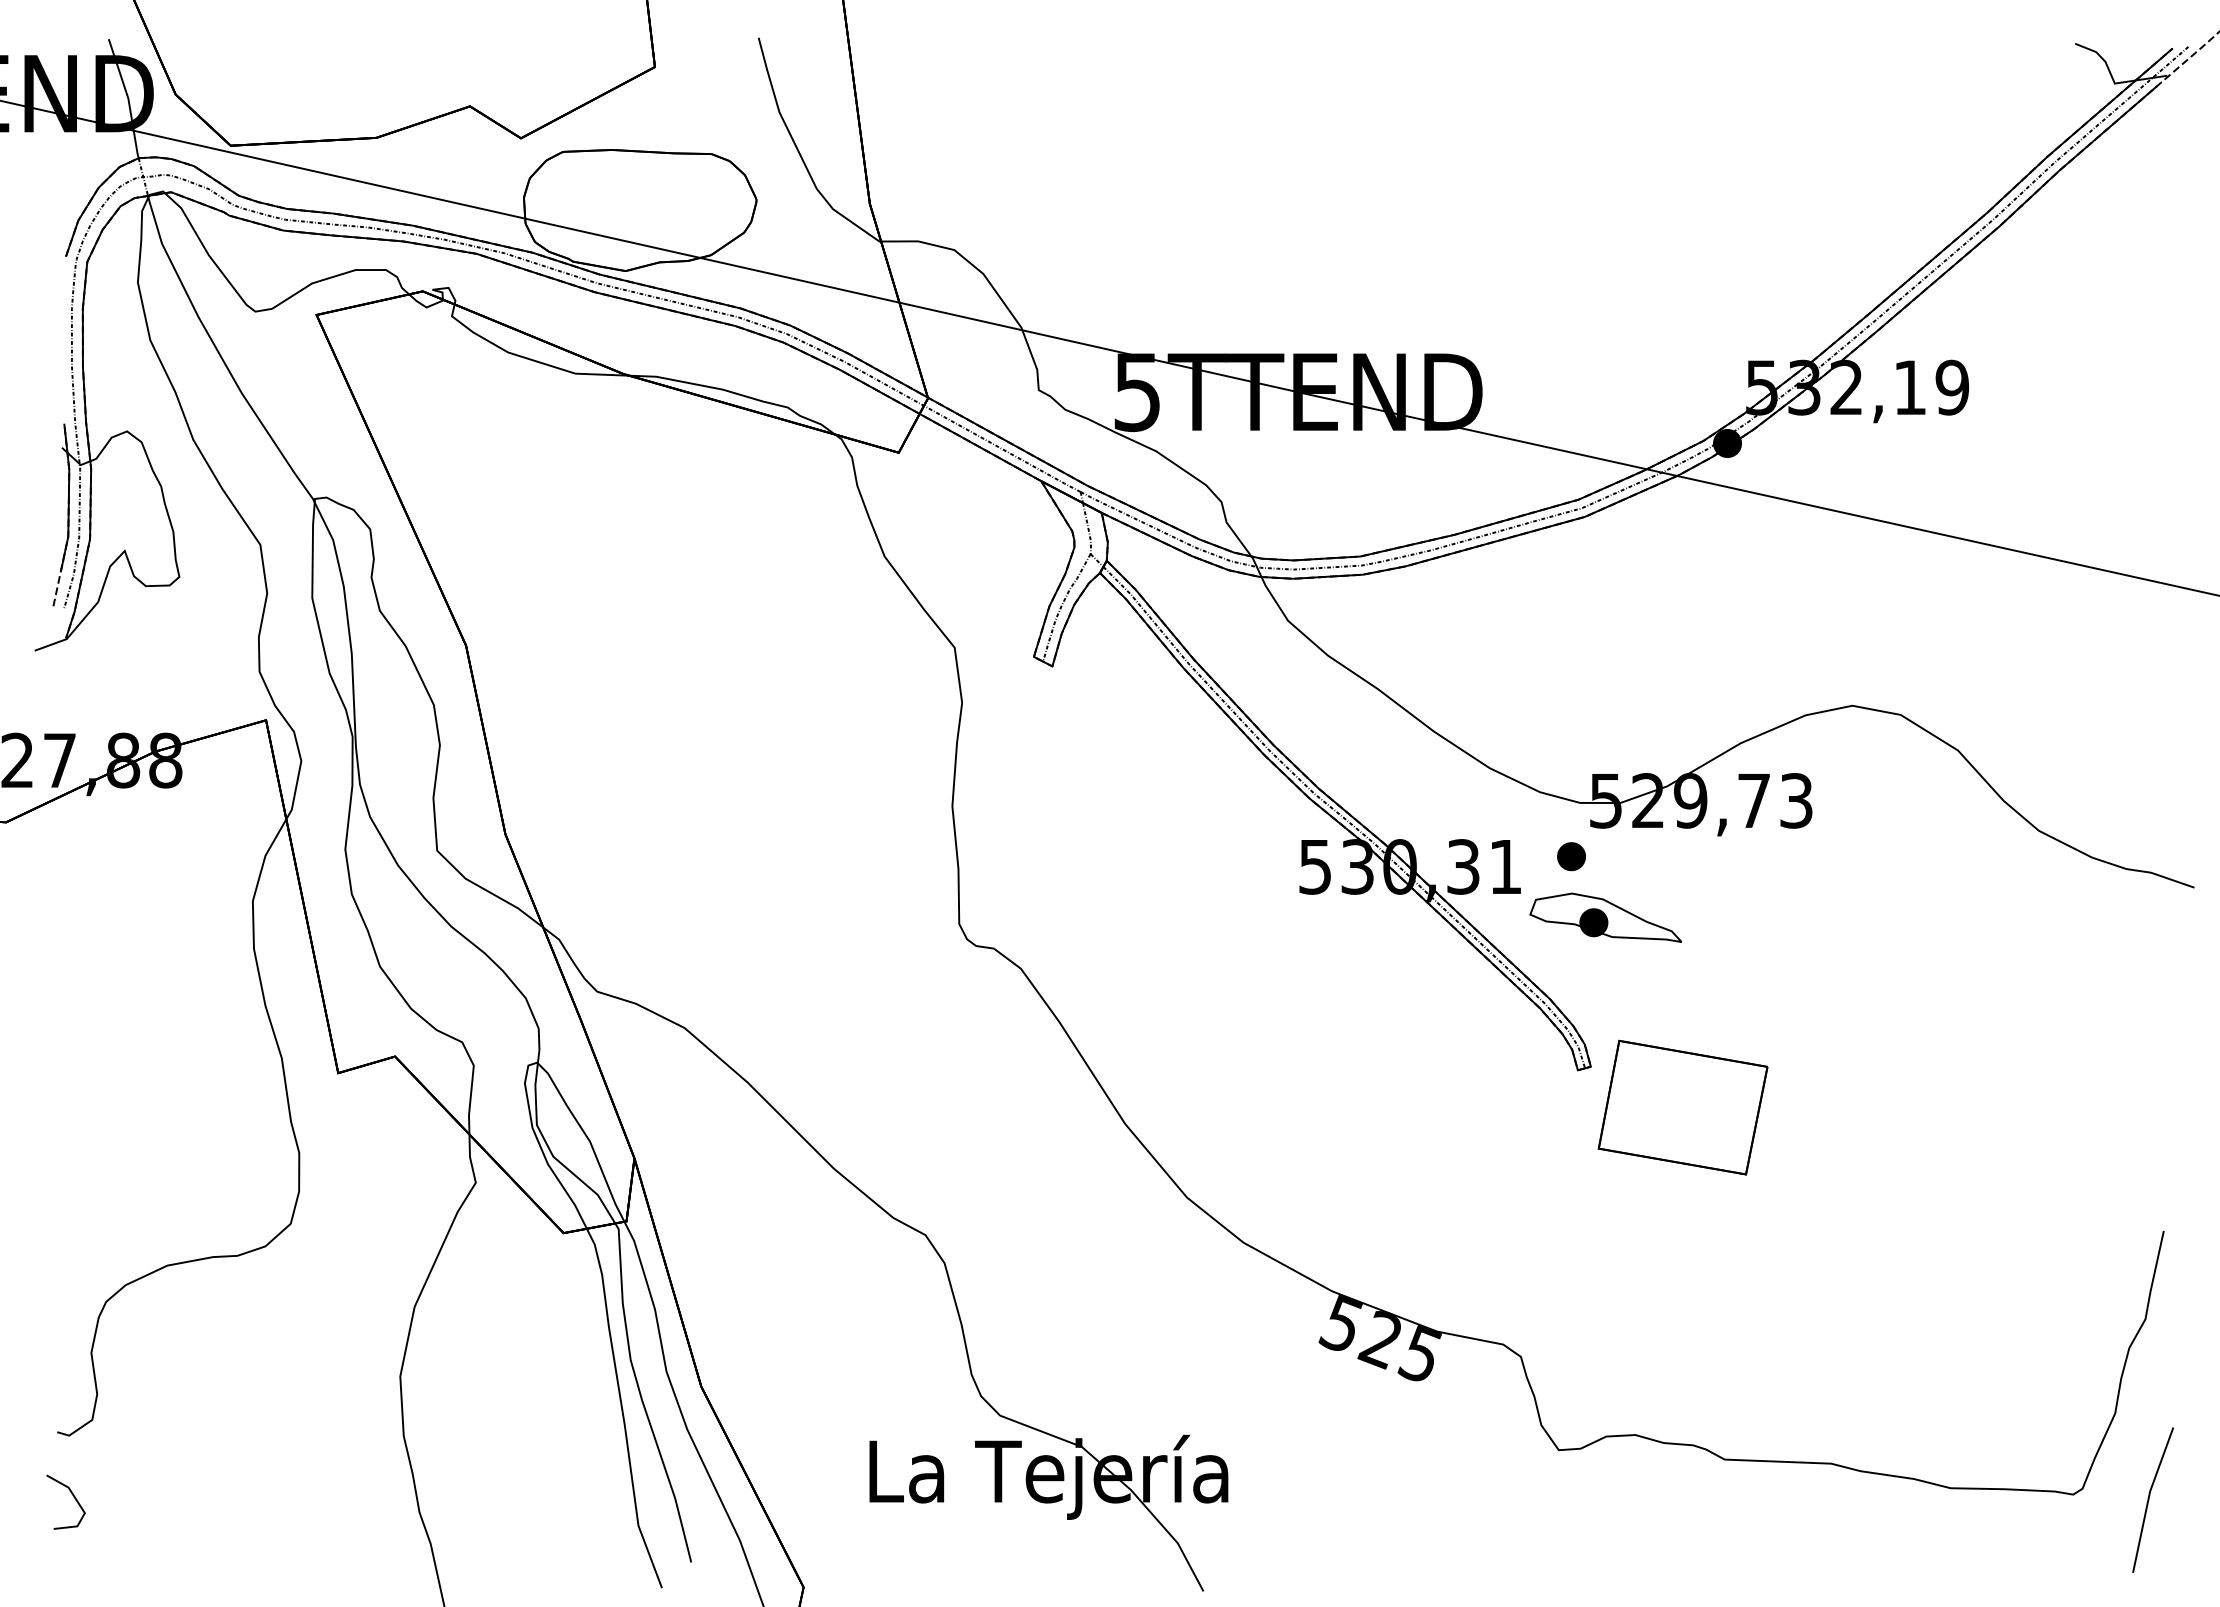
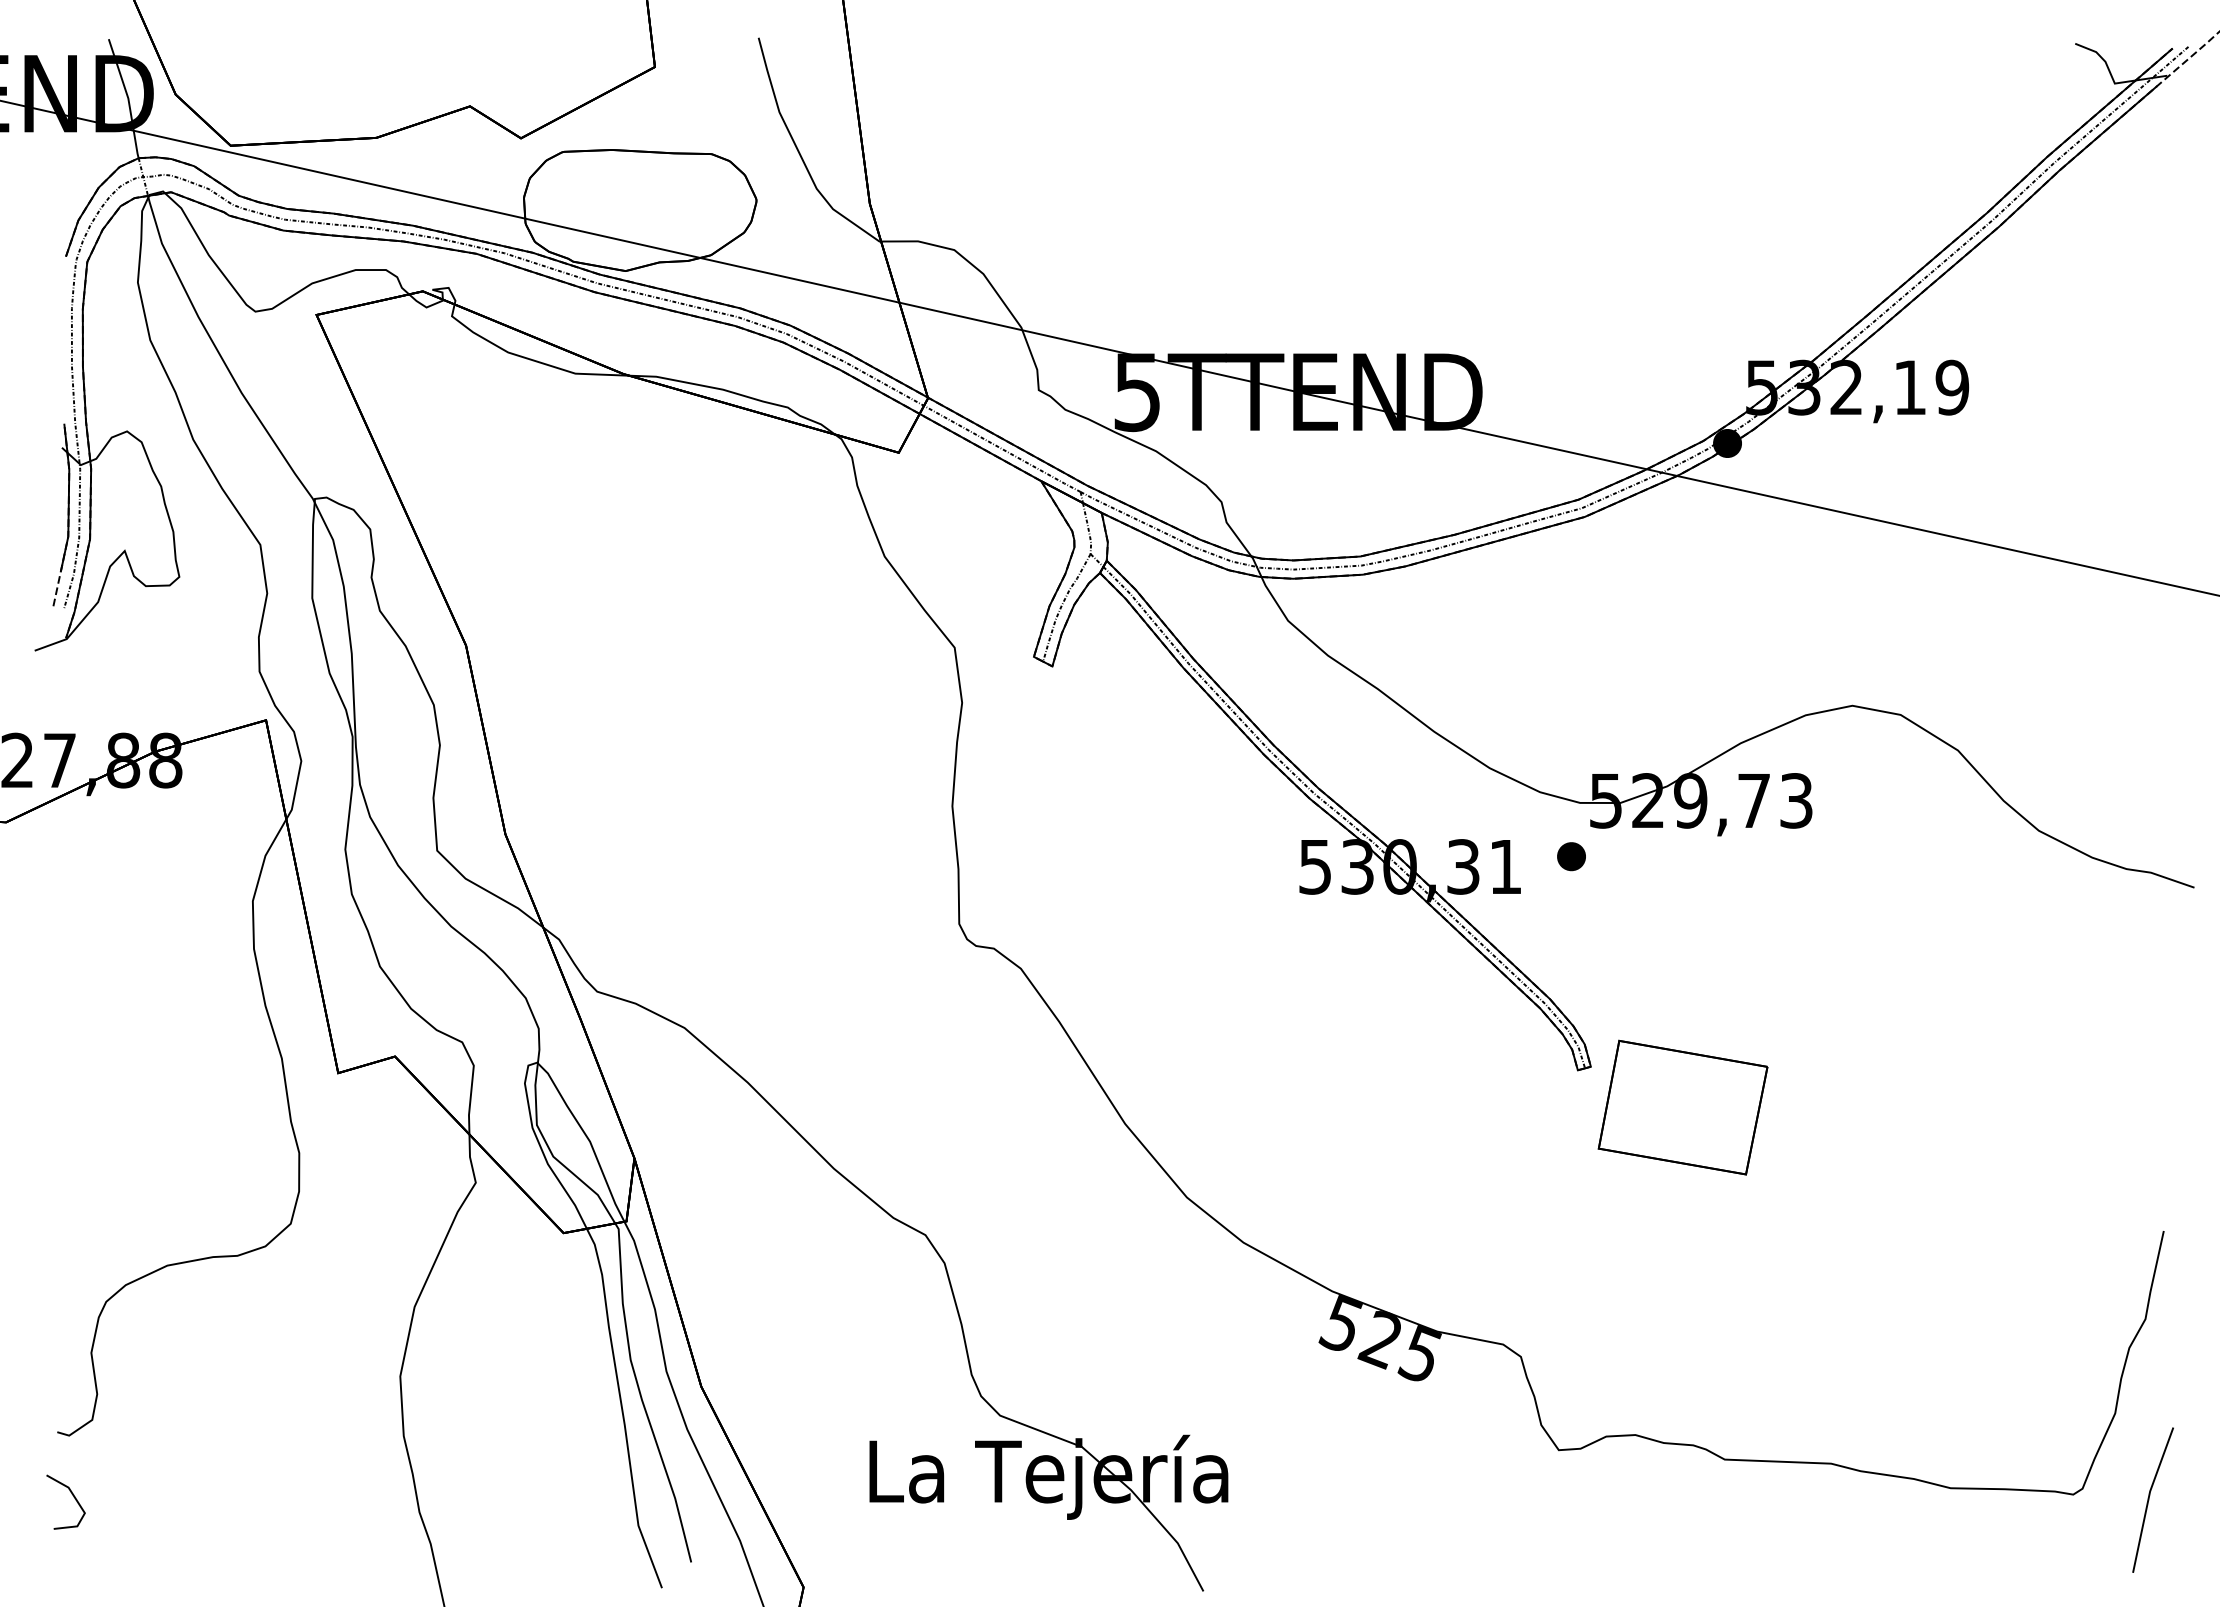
part: present -> none (1605, 917)
